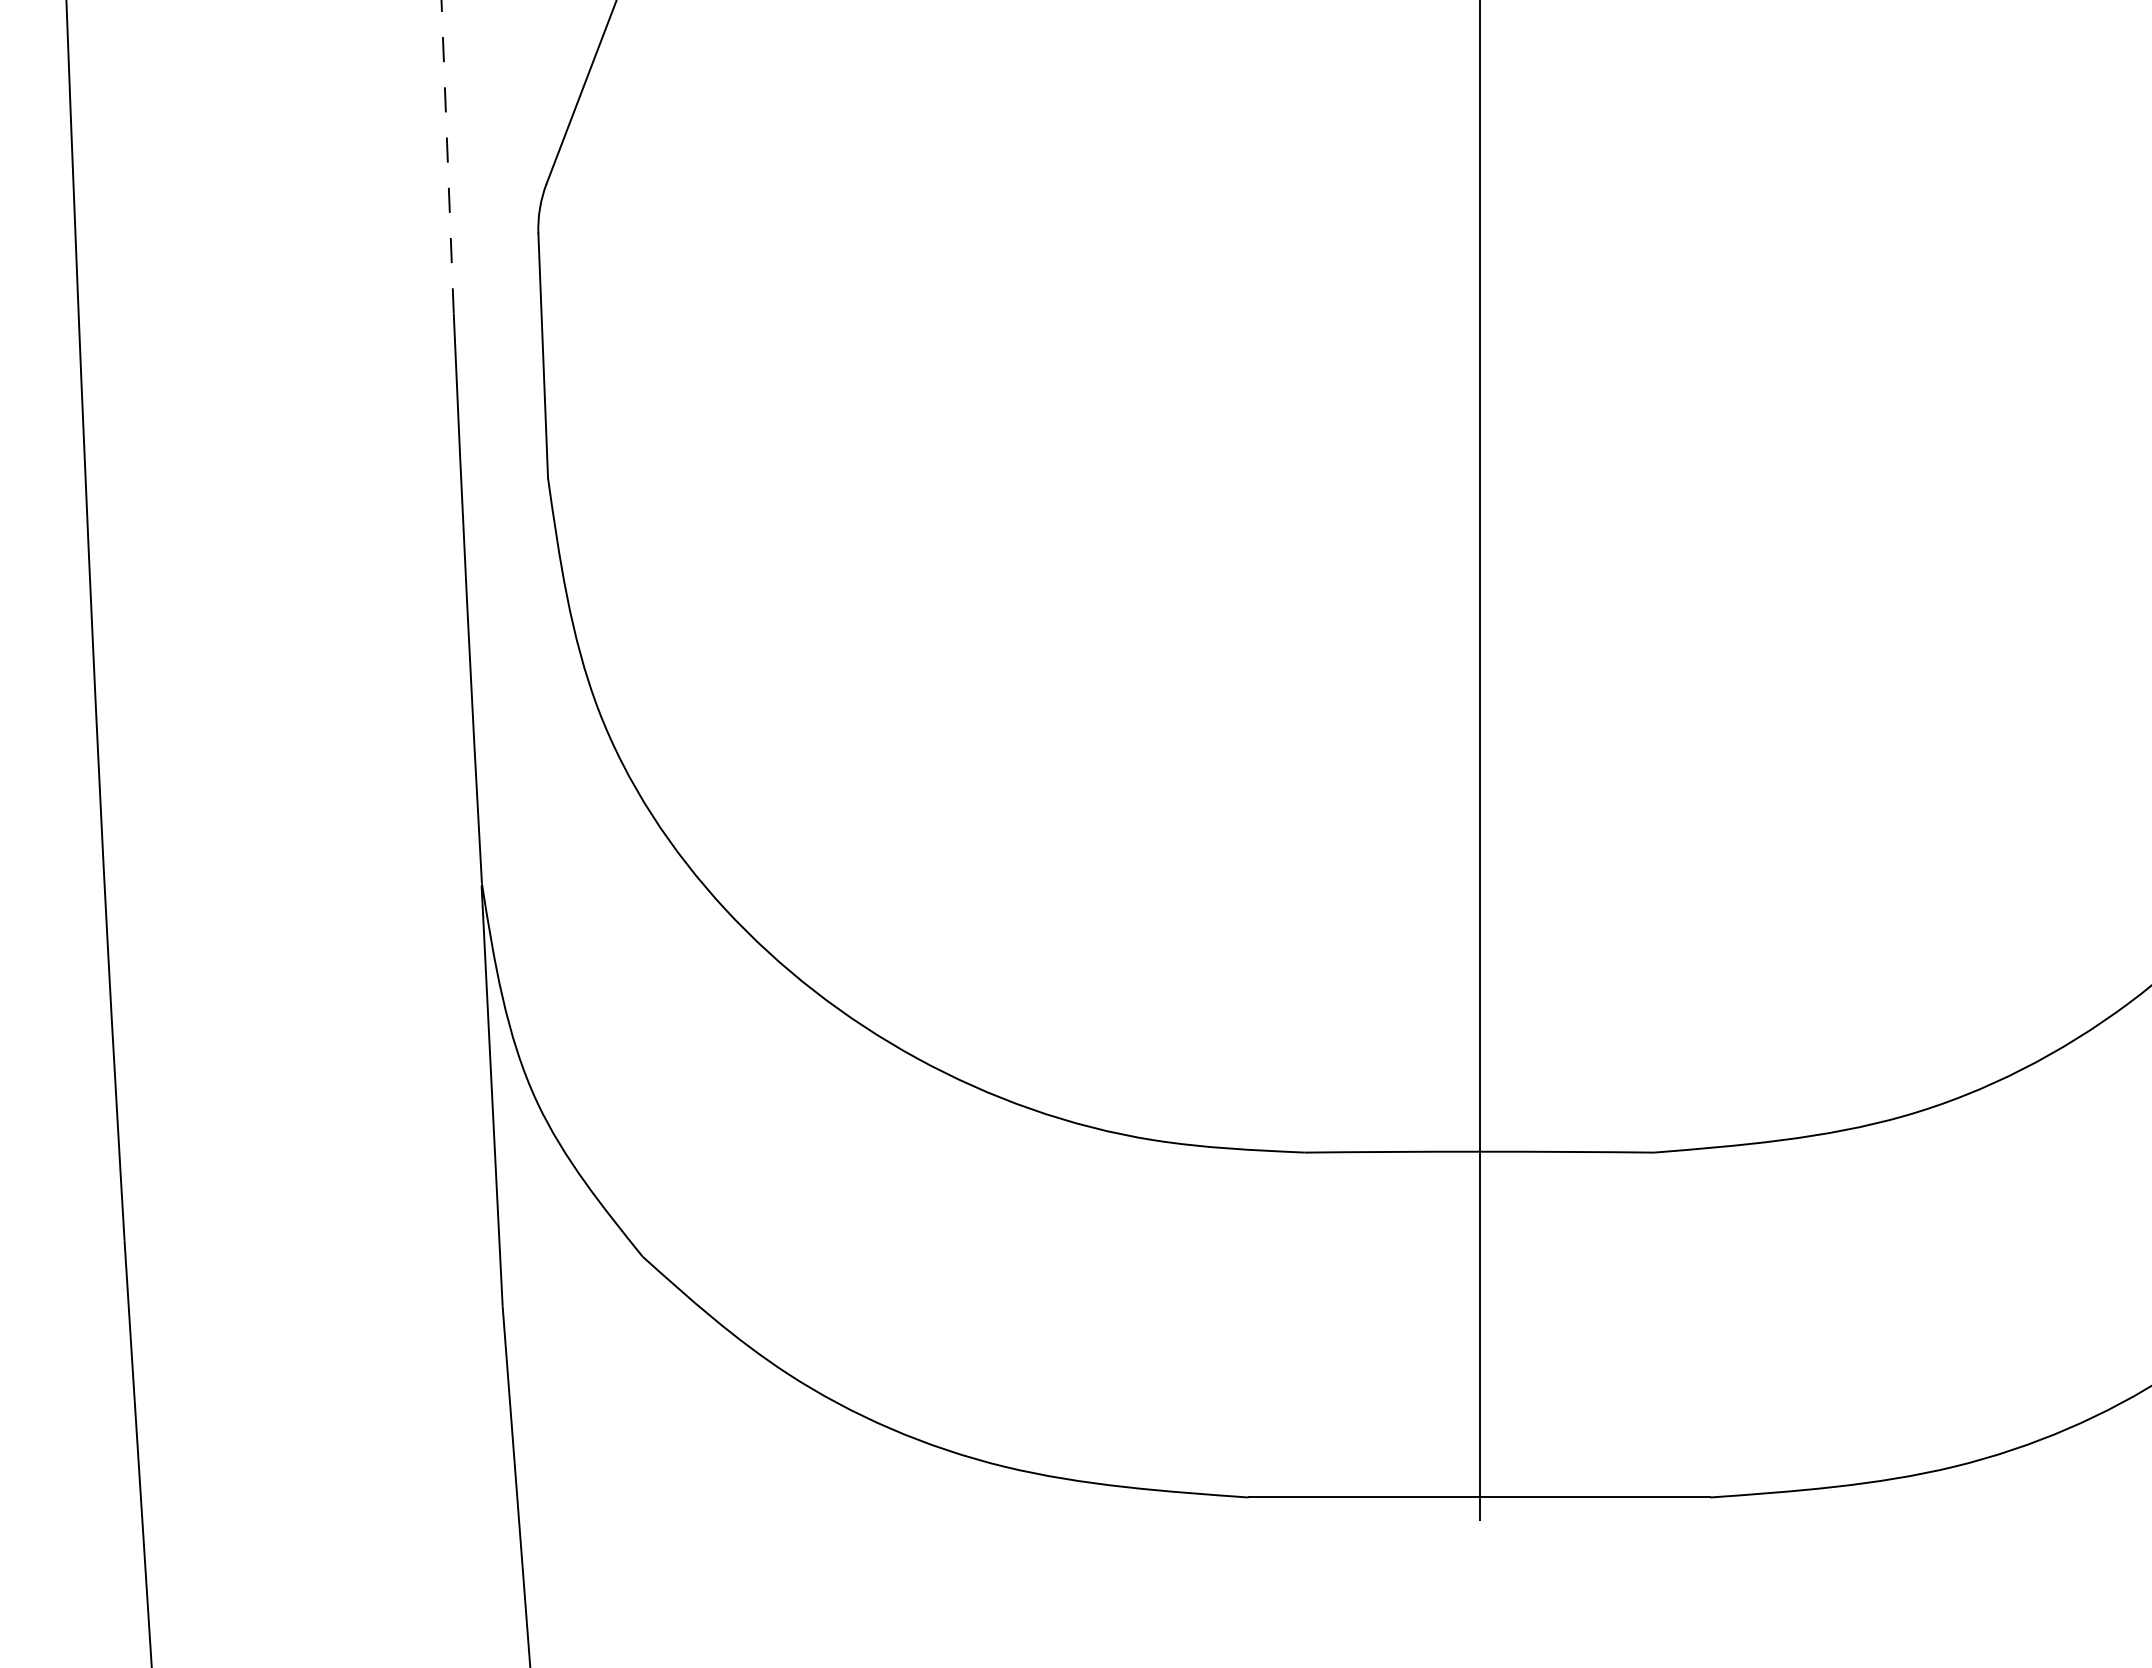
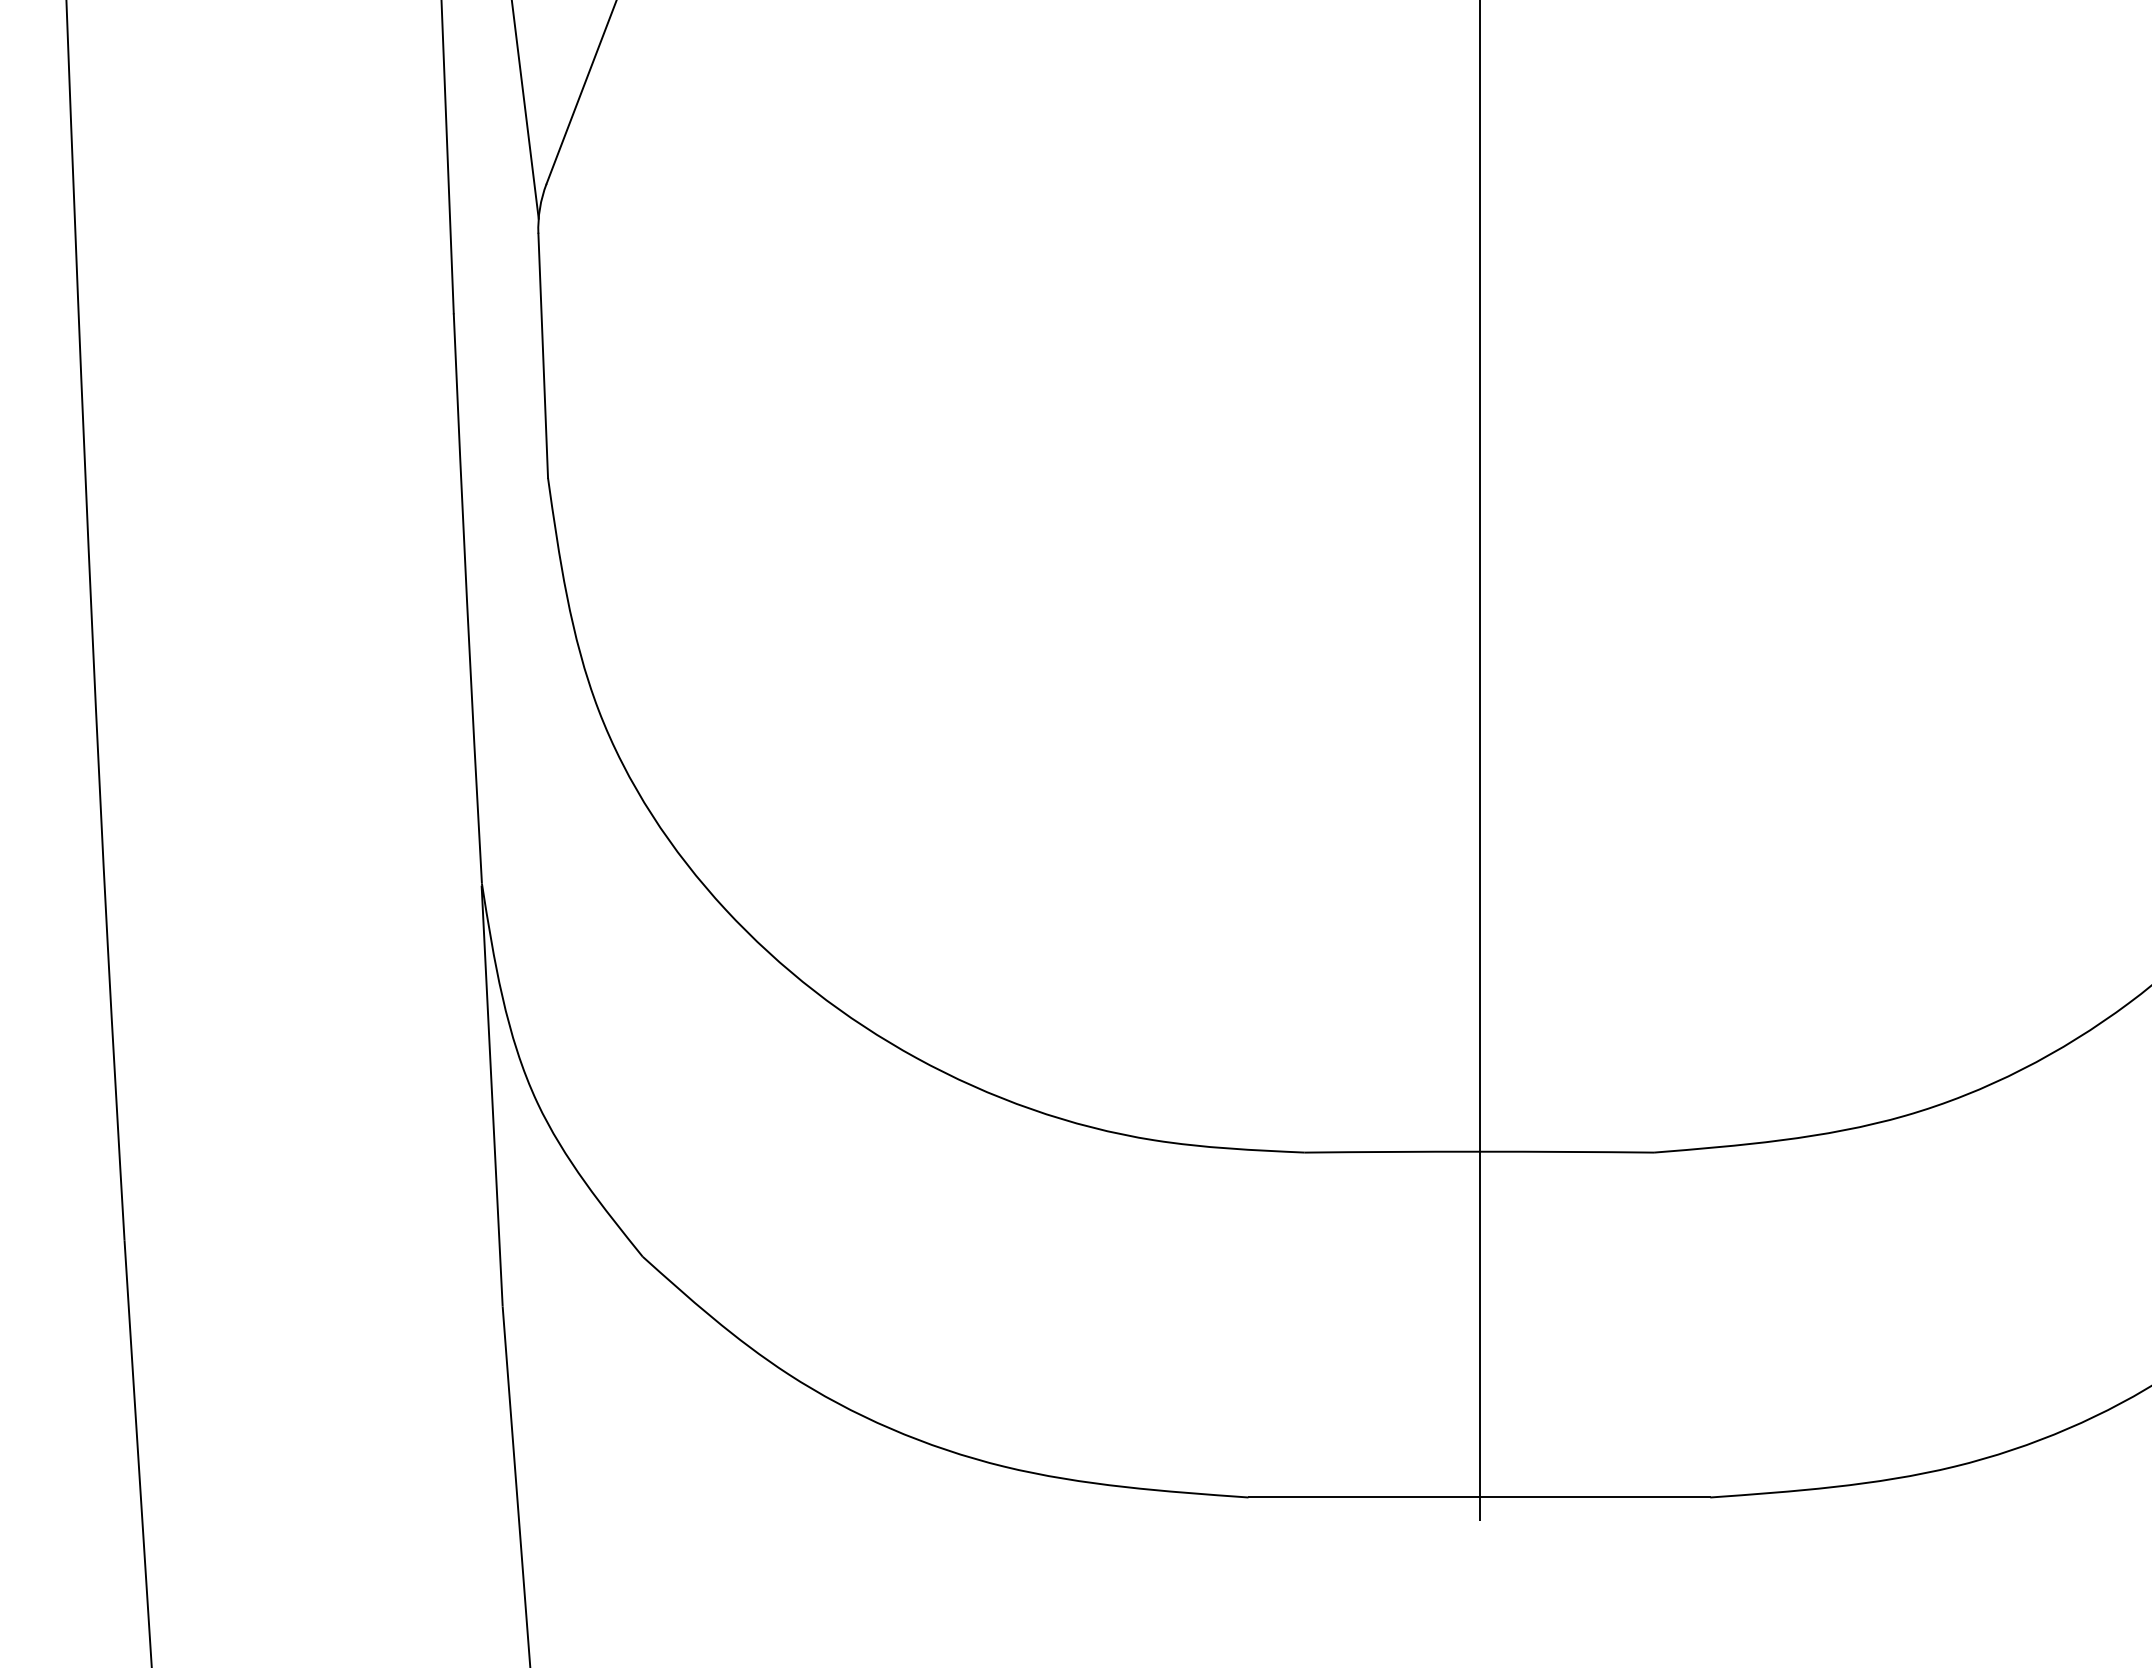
line: none -> present (525, 110)
line: dashed -> solid (447, 156)
